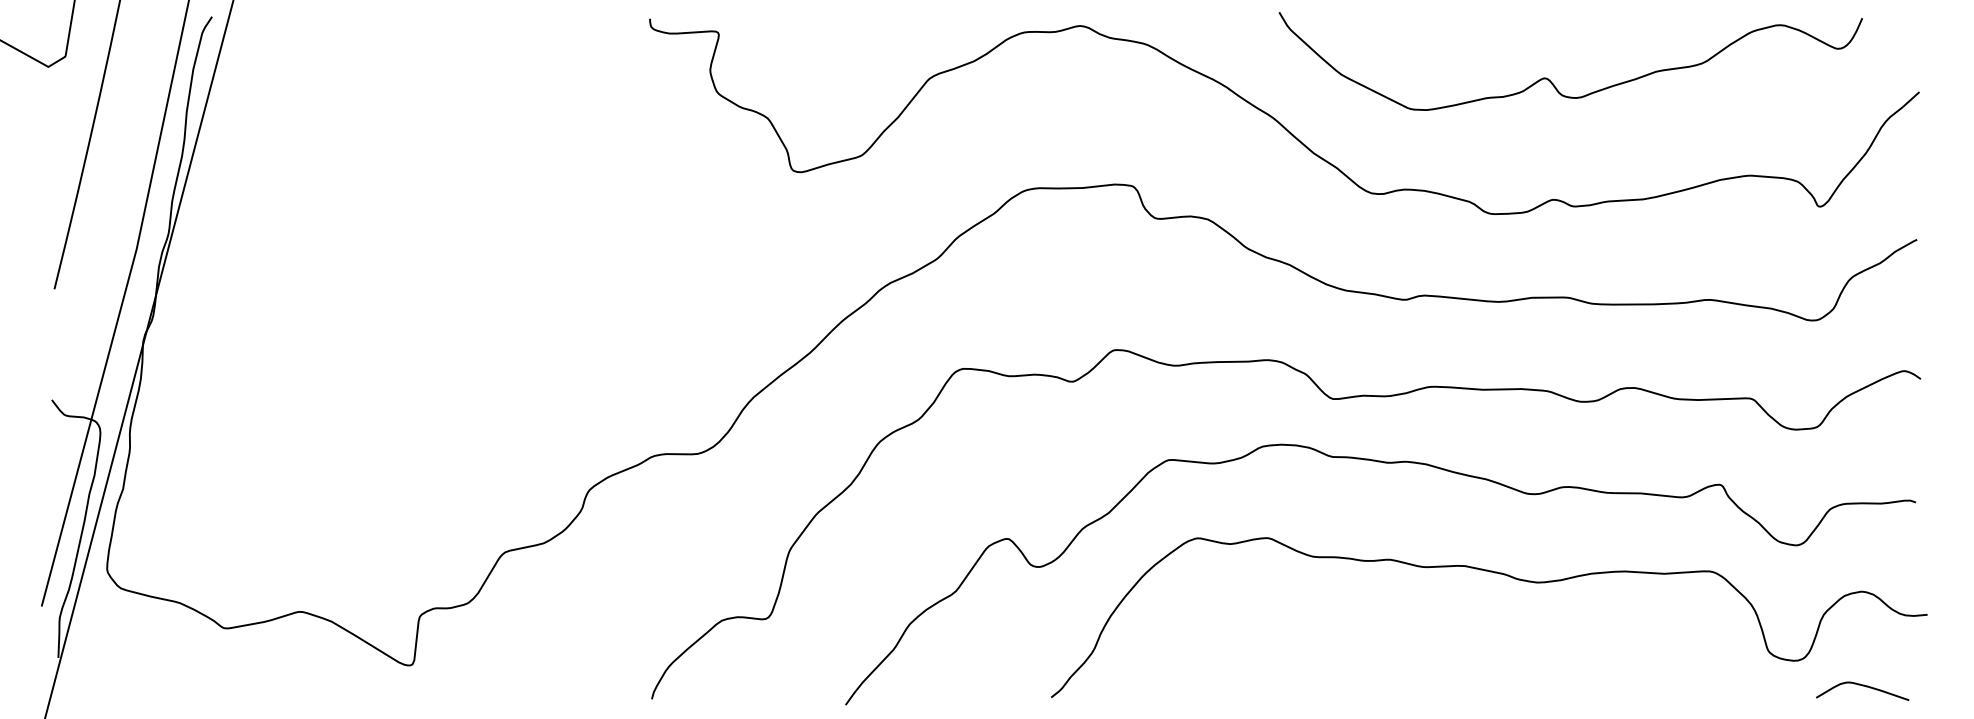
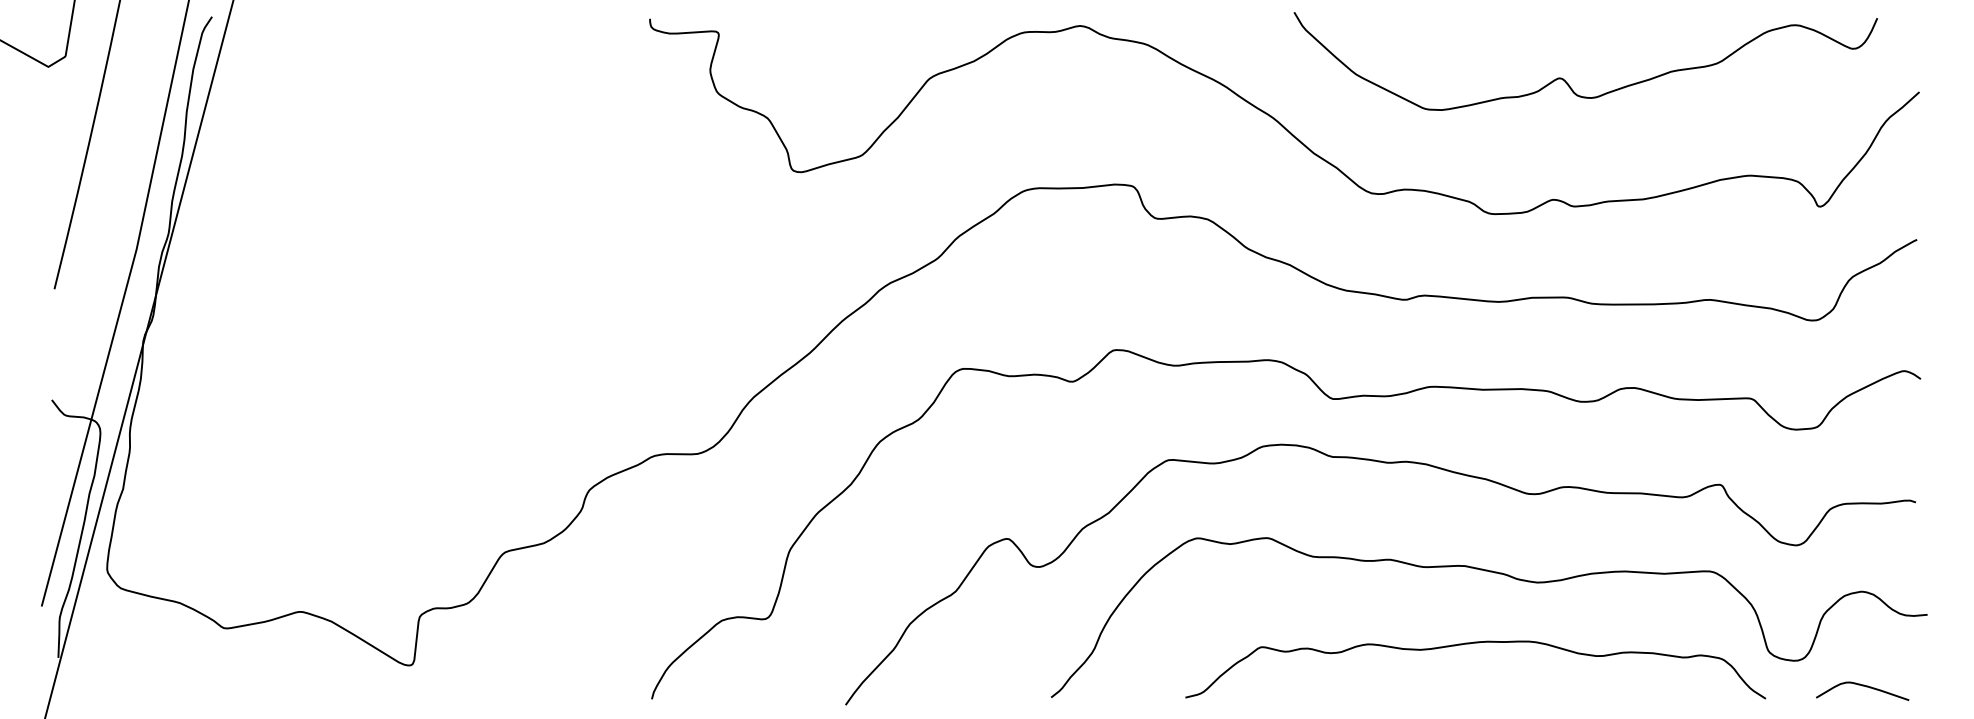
curve position: (1550, 80) -> (1565, 80) (1565, 80)
curve: none -> present (1470, 644)
